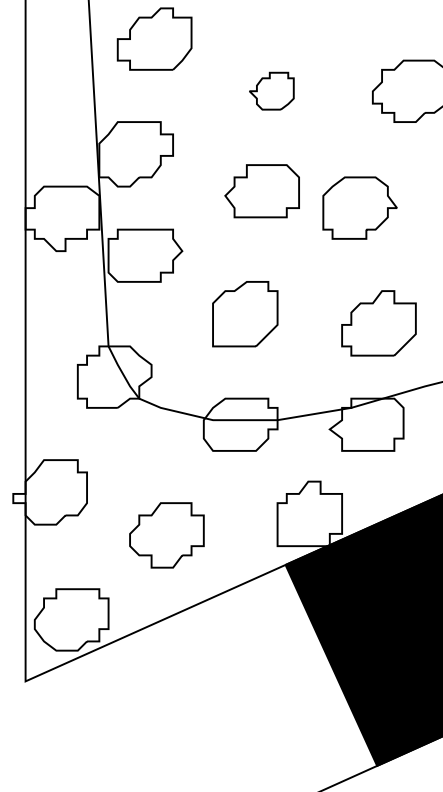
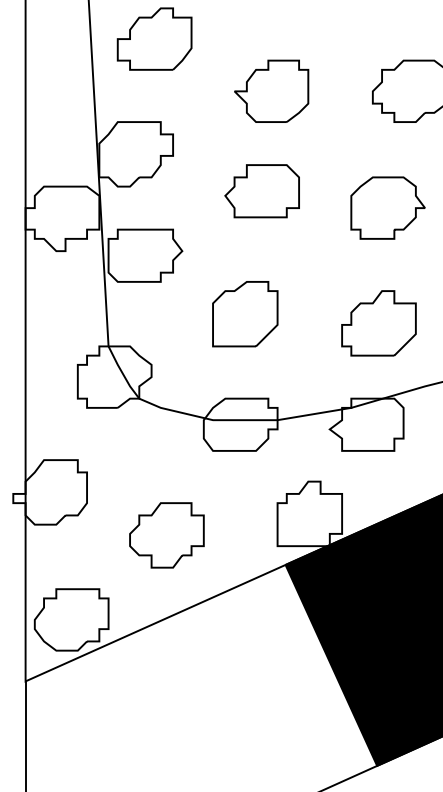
part size: 46x40 px -> 76x64 px (271, 90)
part position: (359, 207) -> (387, 207) (387, 207)
line: none -> present (25, 734)
